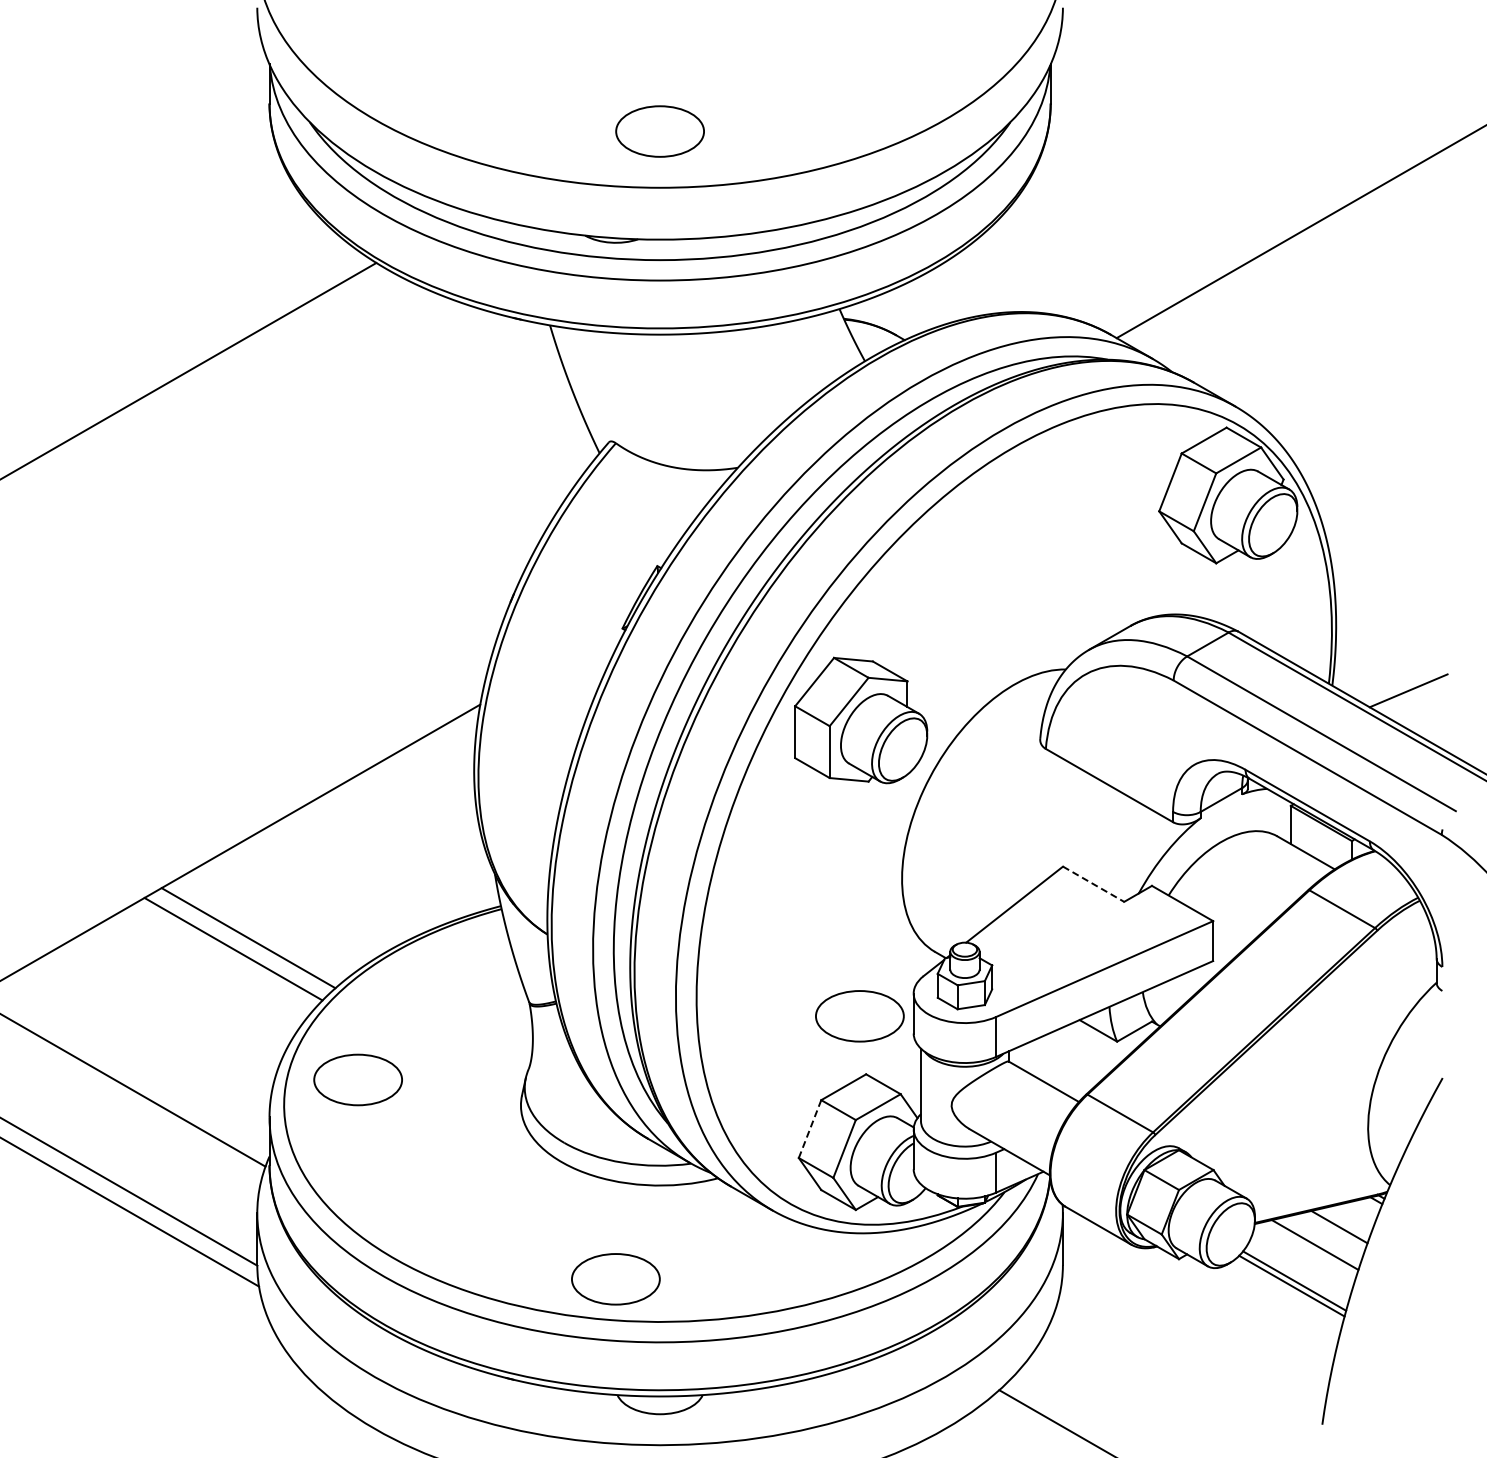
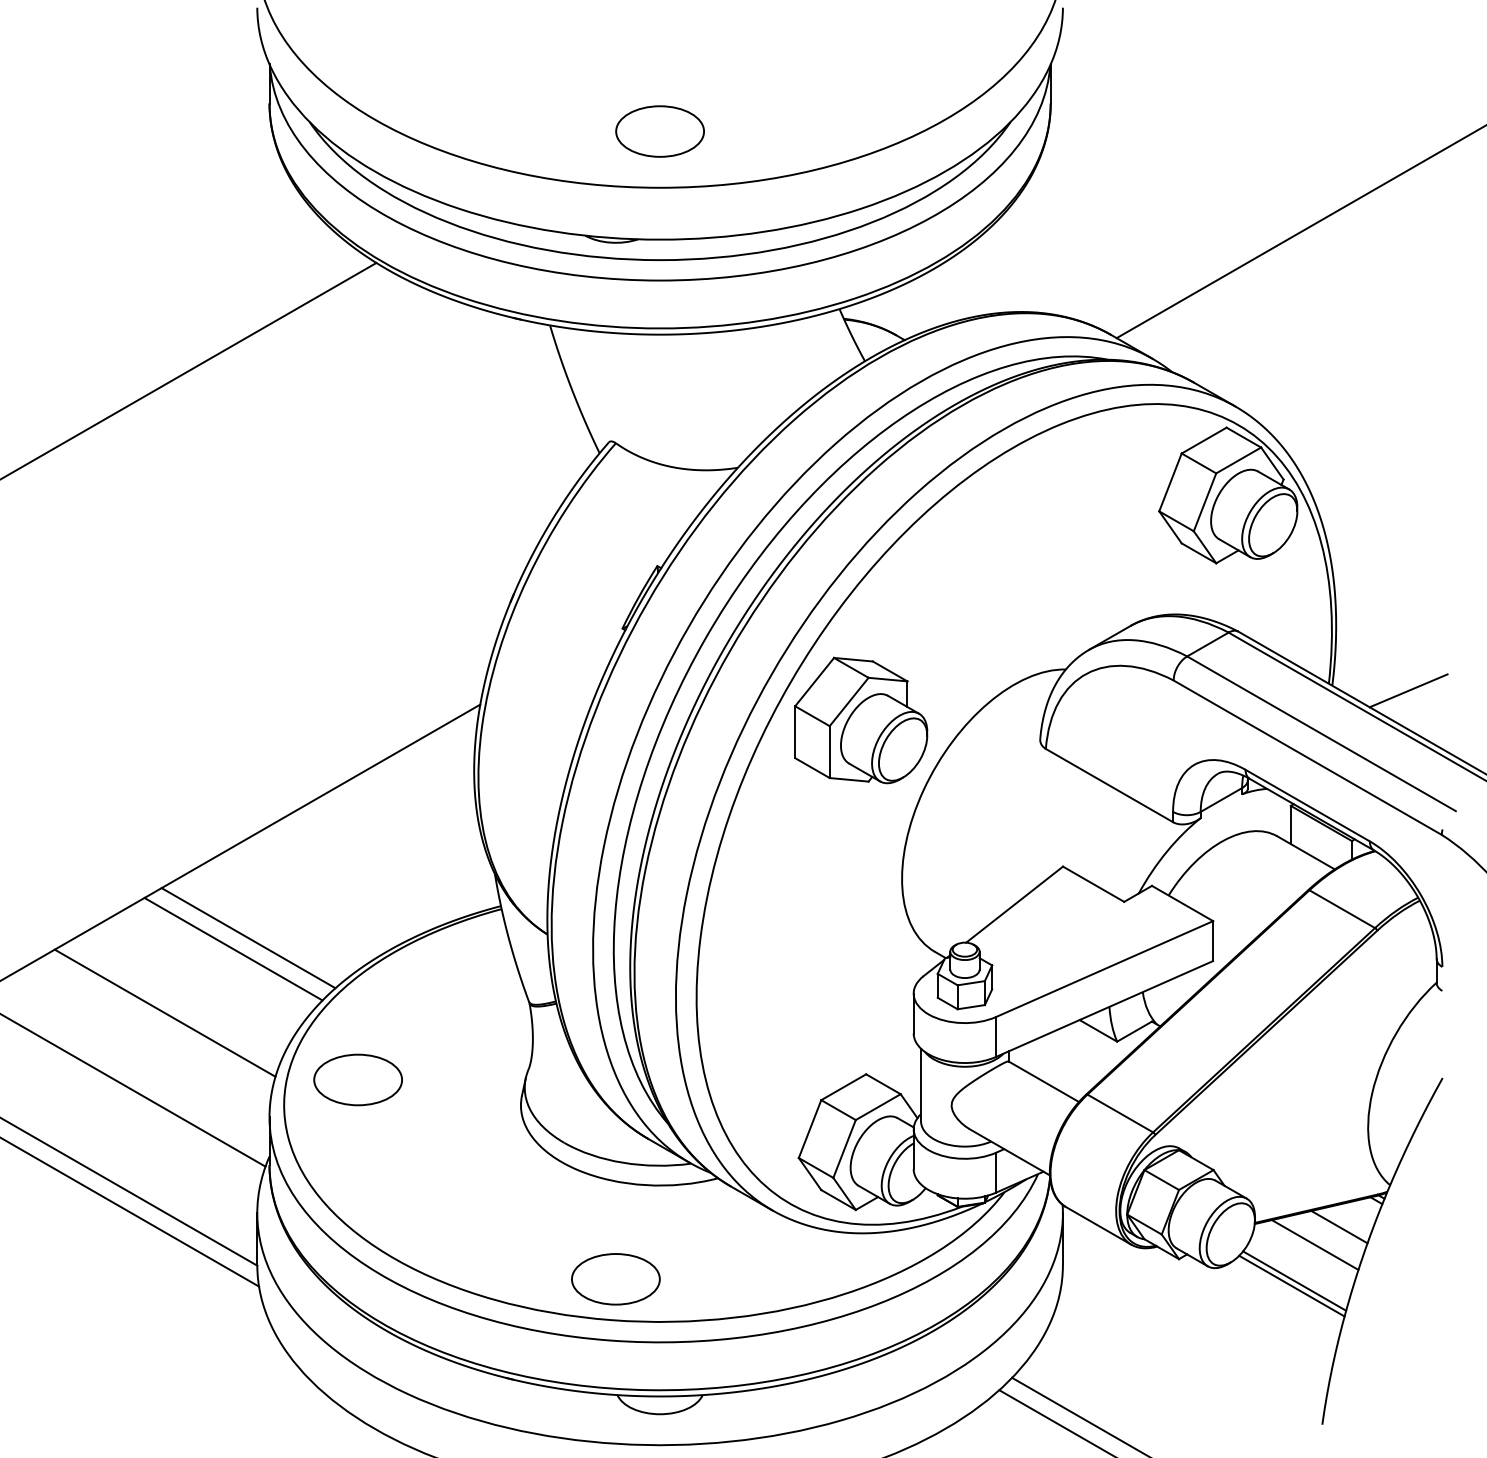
line: dashed -> solid (1094, 884)
line: none -> present (164, 1012)
part: present -> none (859, 1016)
line: dashed -> solid (810, 1128)
line: none -> present (1078, 1415)
